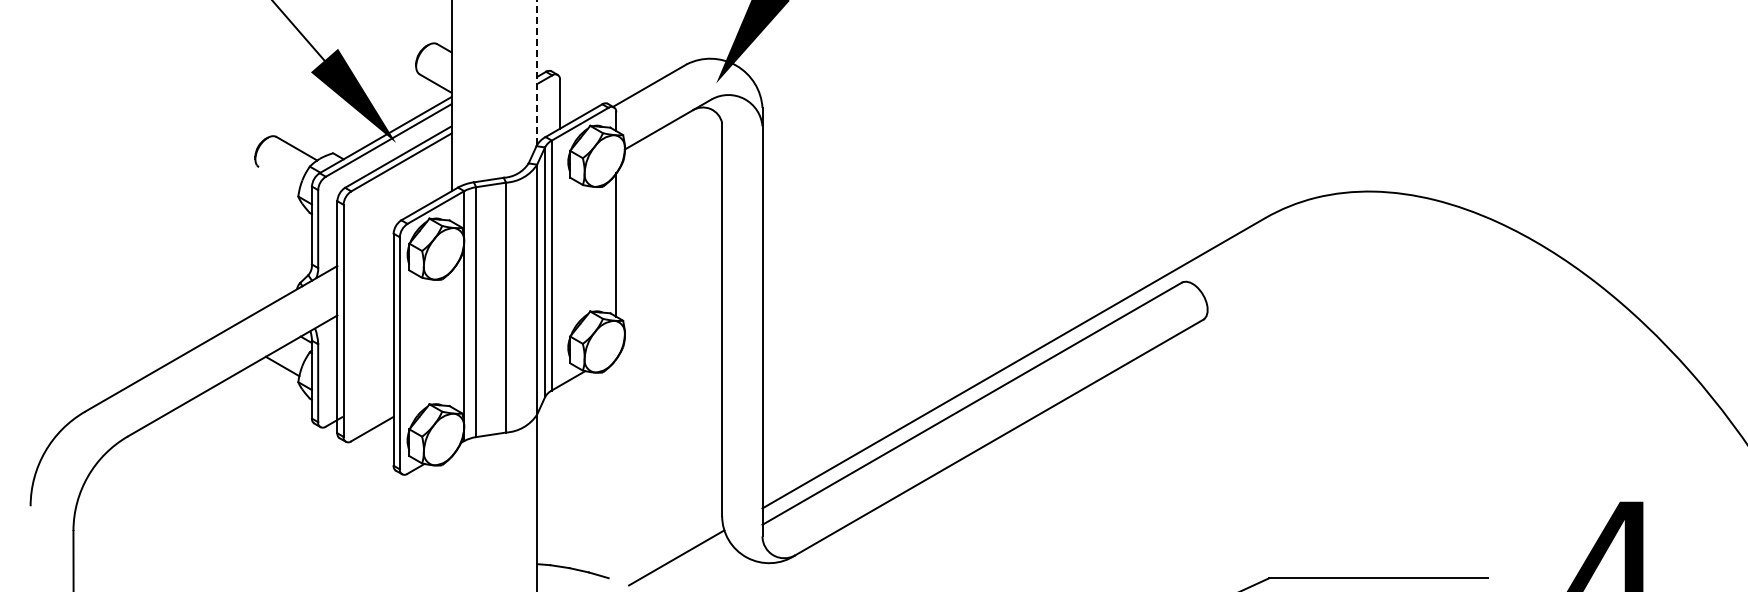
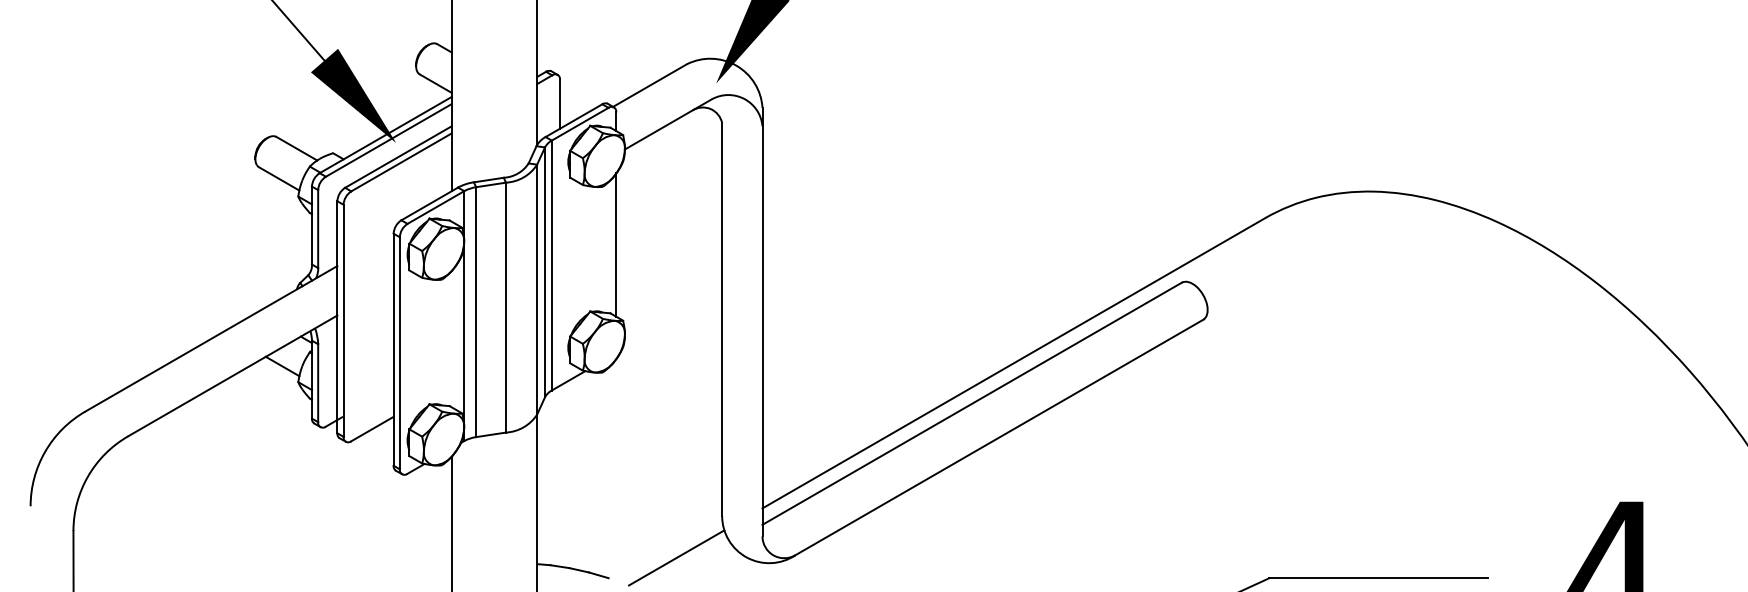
line: dashed -> solid (537, 72)
line: none -> present (279, 178)
line: none -> present (451, 522)
